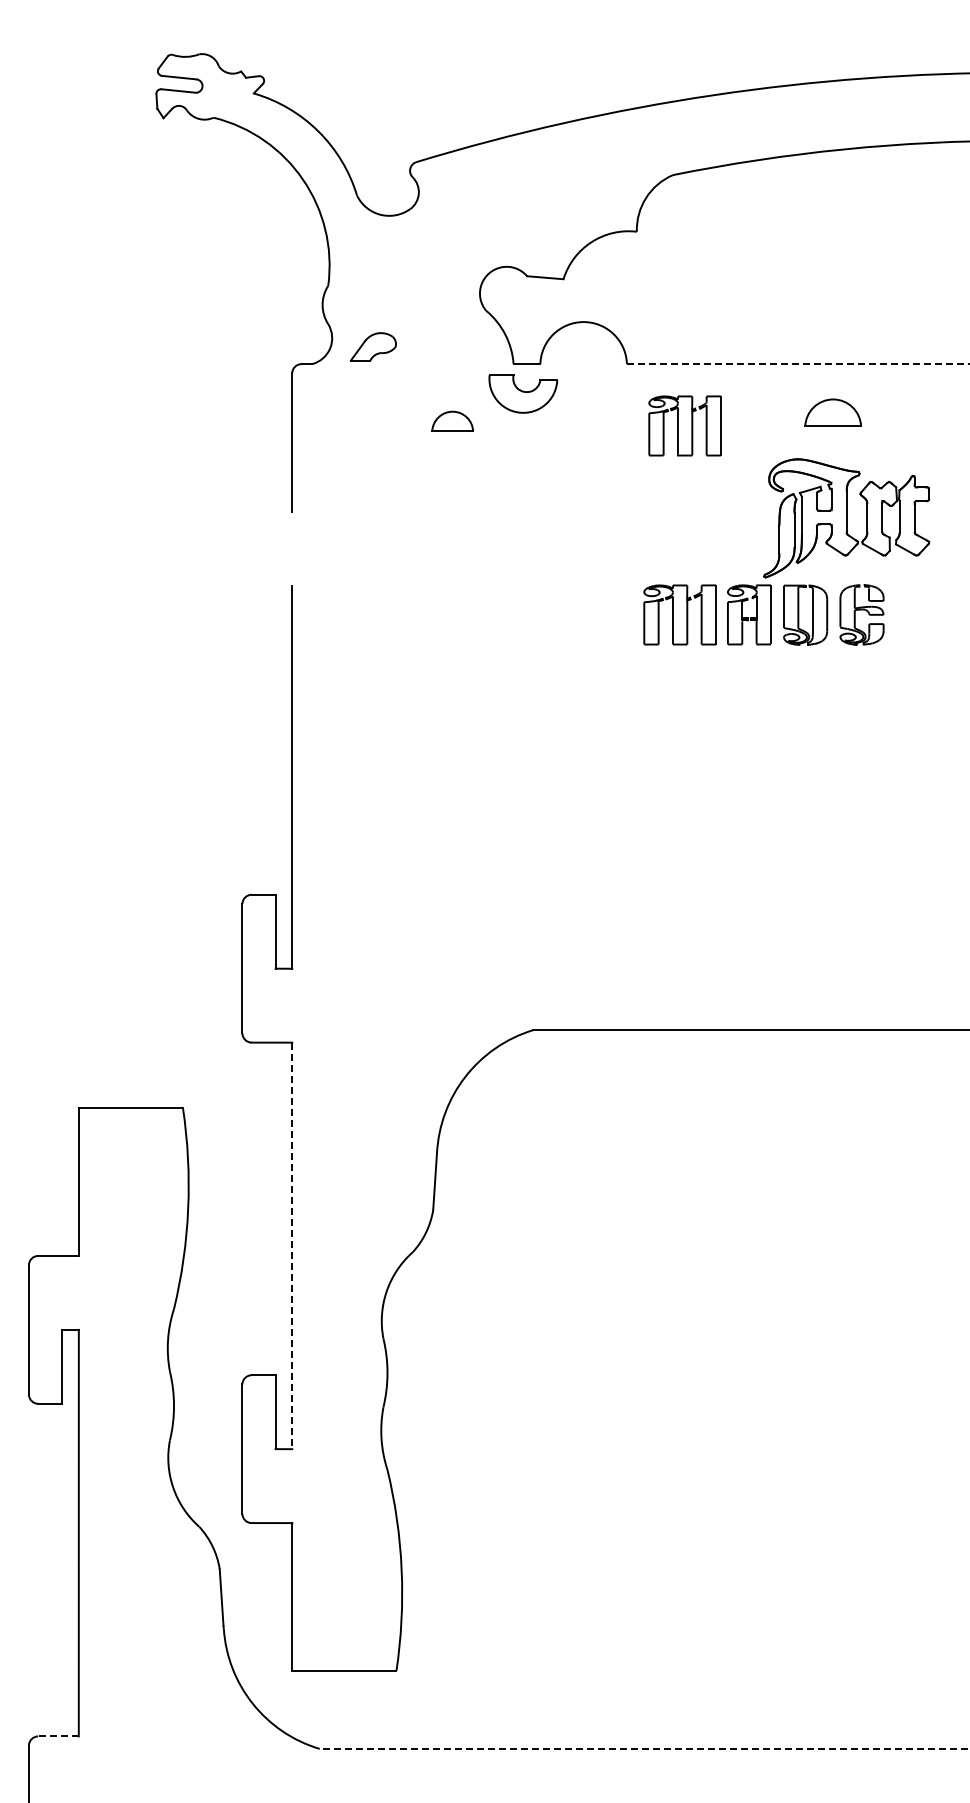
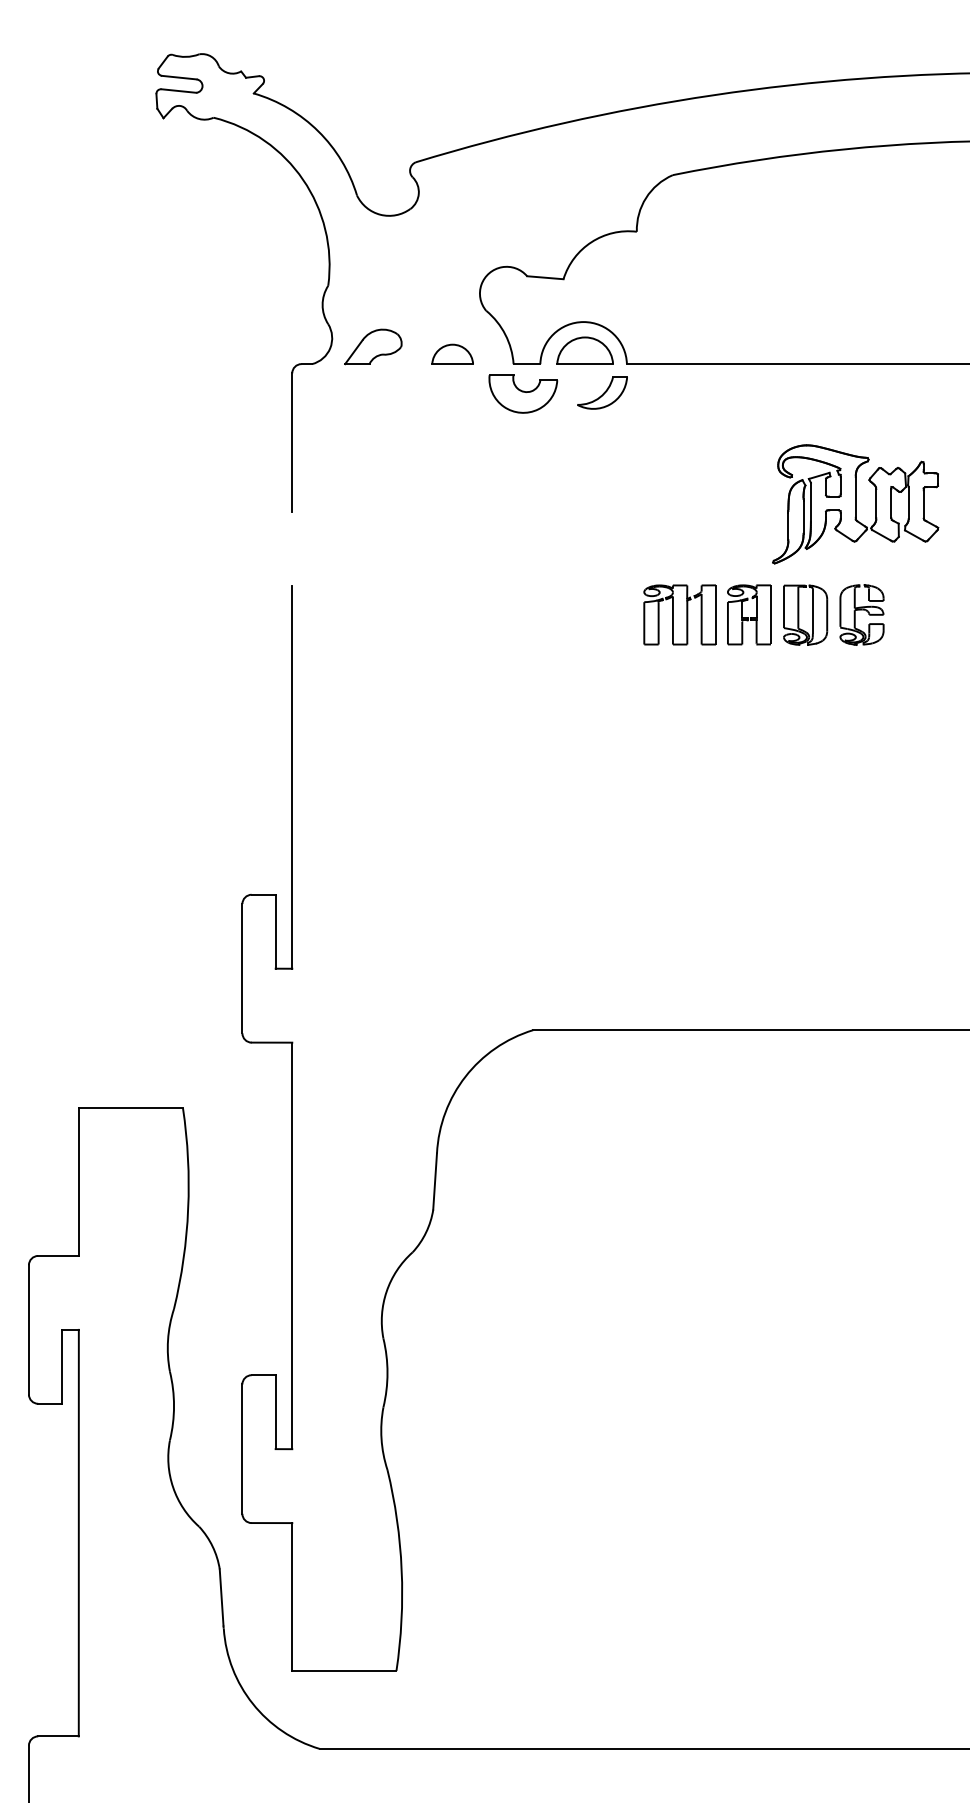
part size: 48x30 px -> 59x38 px (373, 346)
line: dashed -> solid (798, 364)
part: none -> present (602, 392)
part position: (832, 412) -> (584, 350) (584, 350)
part position: (452, 420) -> (452, 353) (452, 353)
part: present -> none (684, 425)
part position: (846, 518) -> (855, 504) (855, 504)
line: dashed -> solid (292, 1246)
line: dashed -> solid (58, 1736)
line: dashed -> solid (644, 1748)
